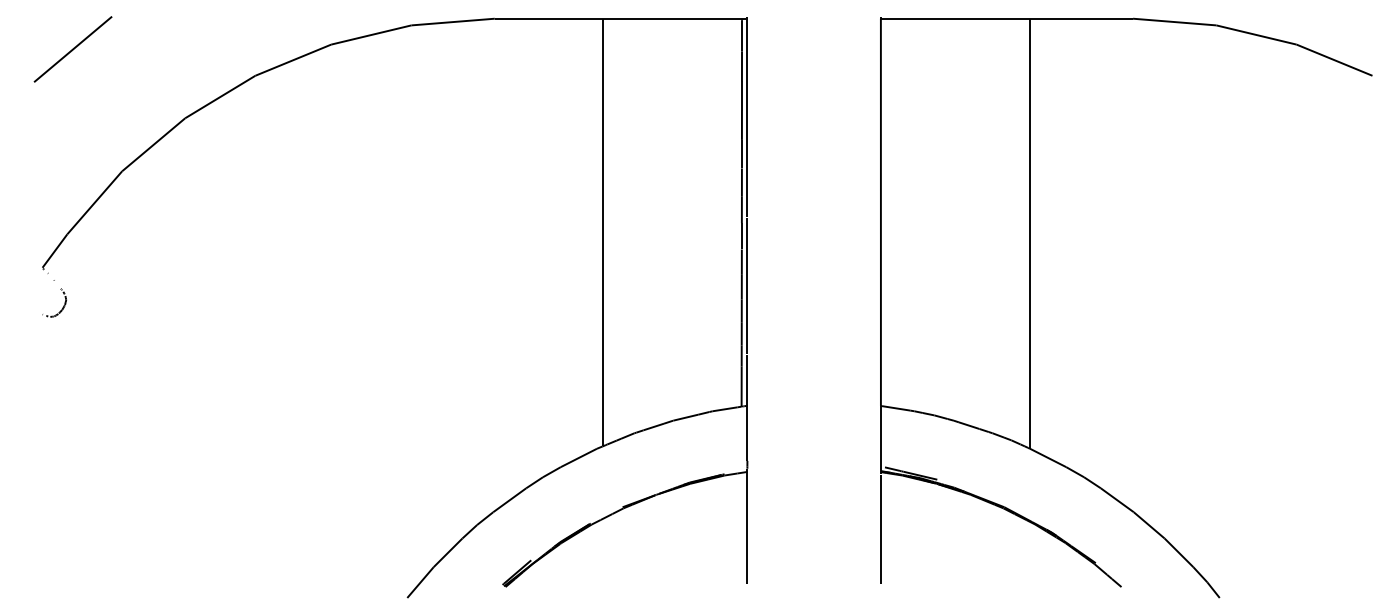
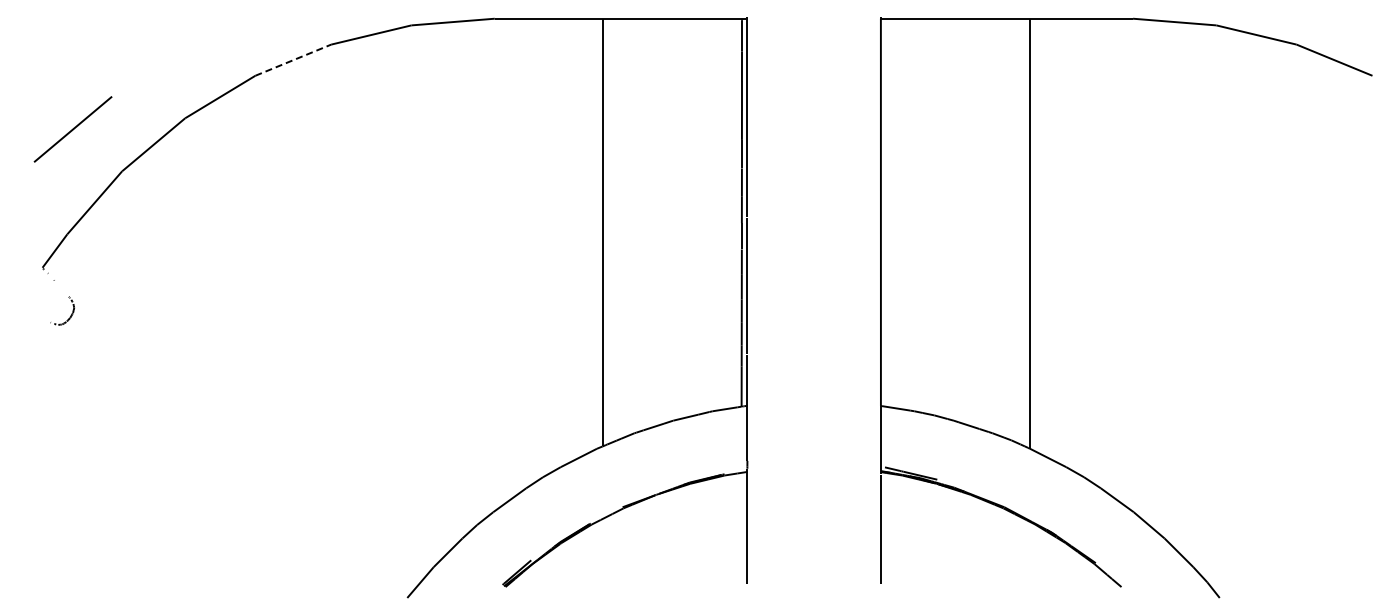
line position: (72, 49) -> (72, 129) (72, 129)
line: solid -> dashed (293, 60)
part position: (62, 307) -> (70, 315) (70, 315)
